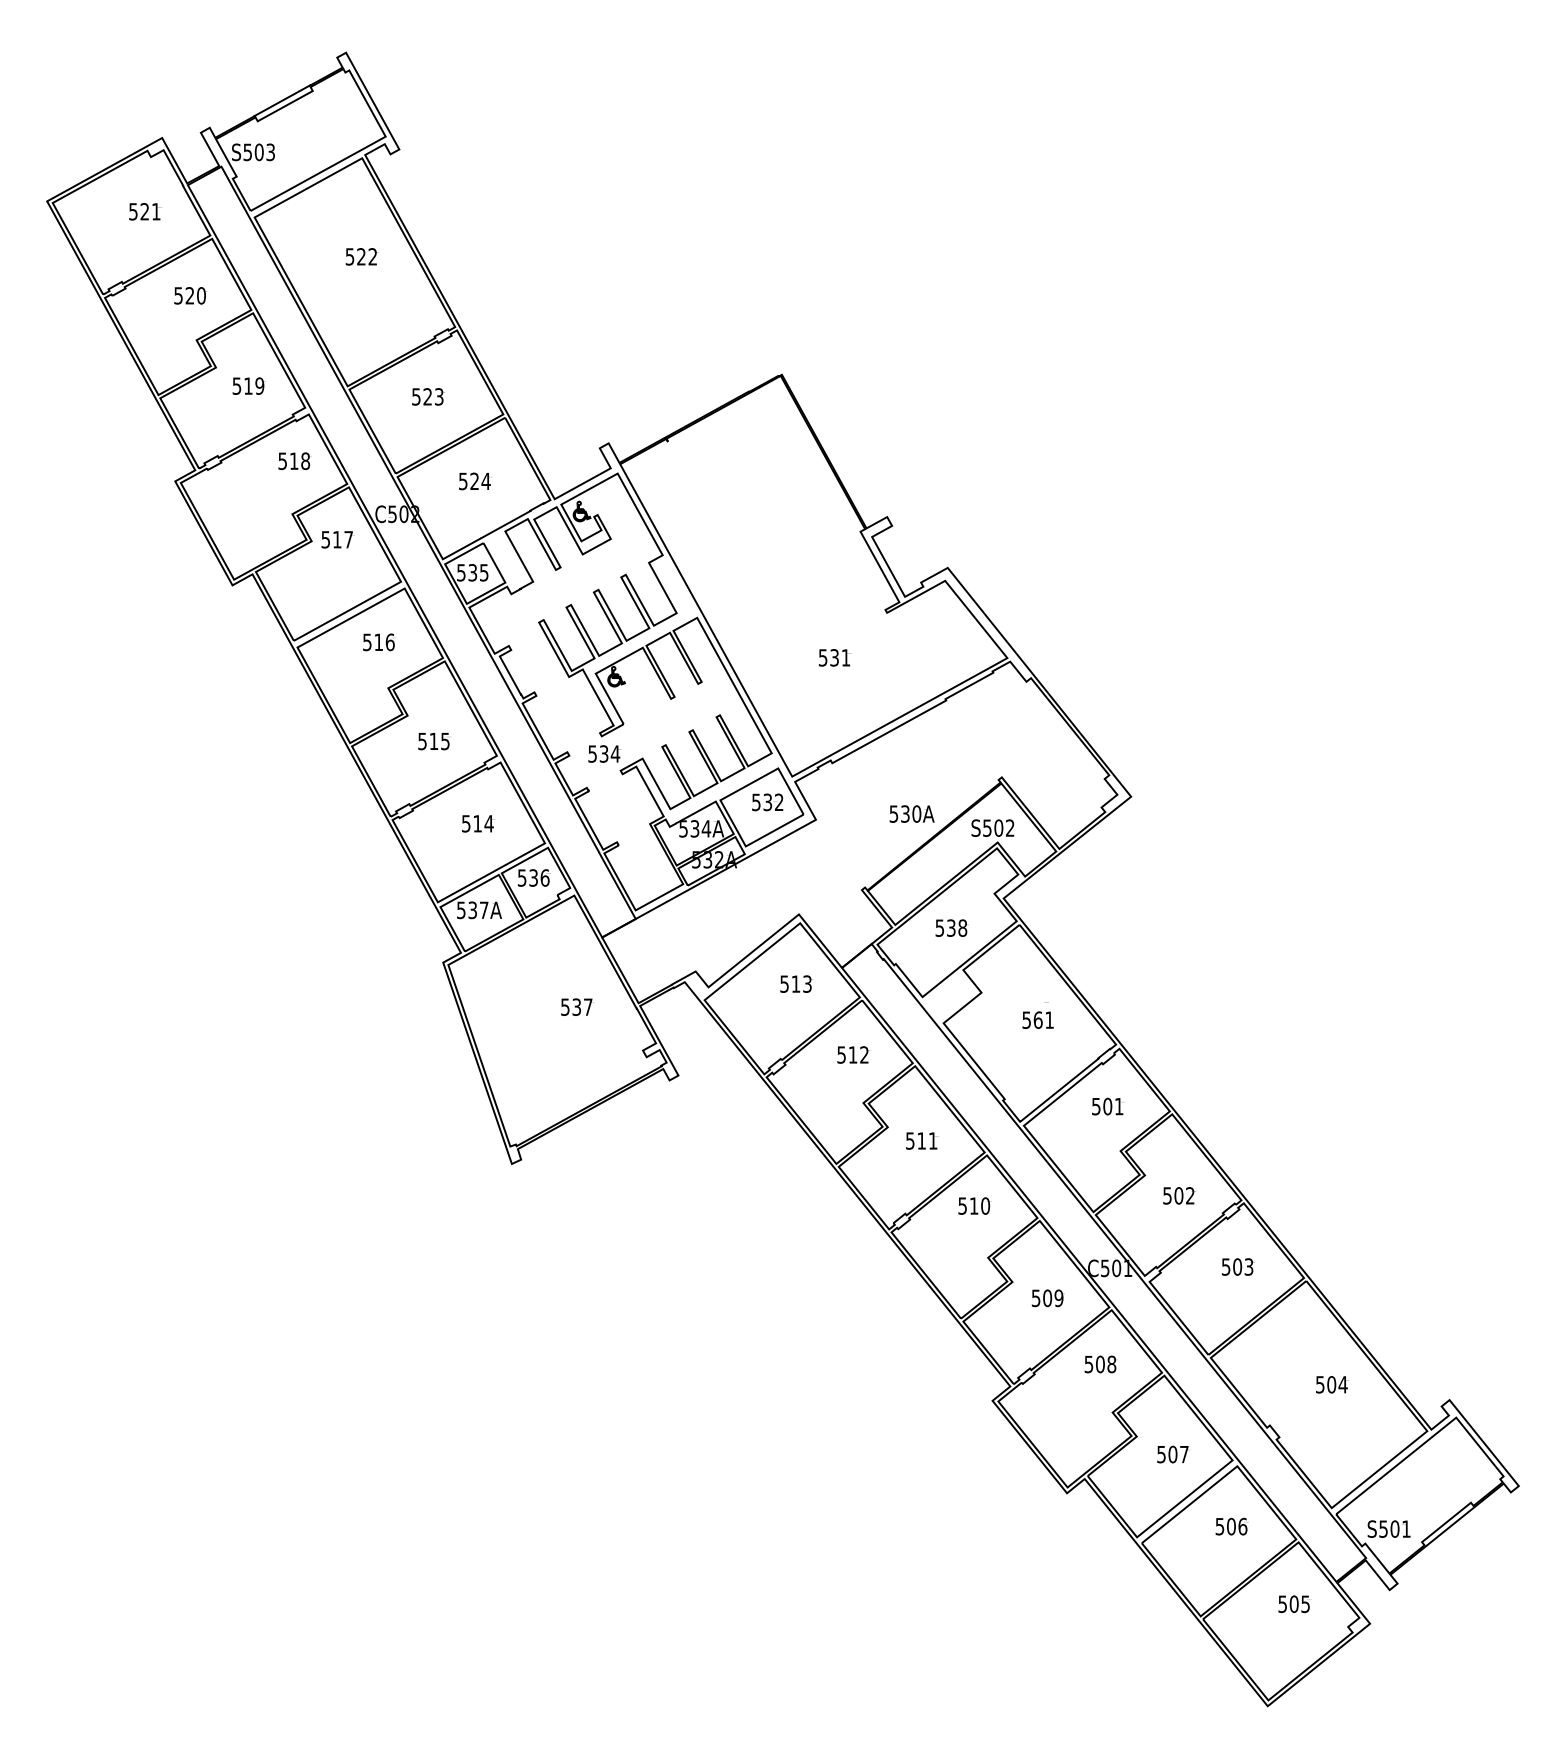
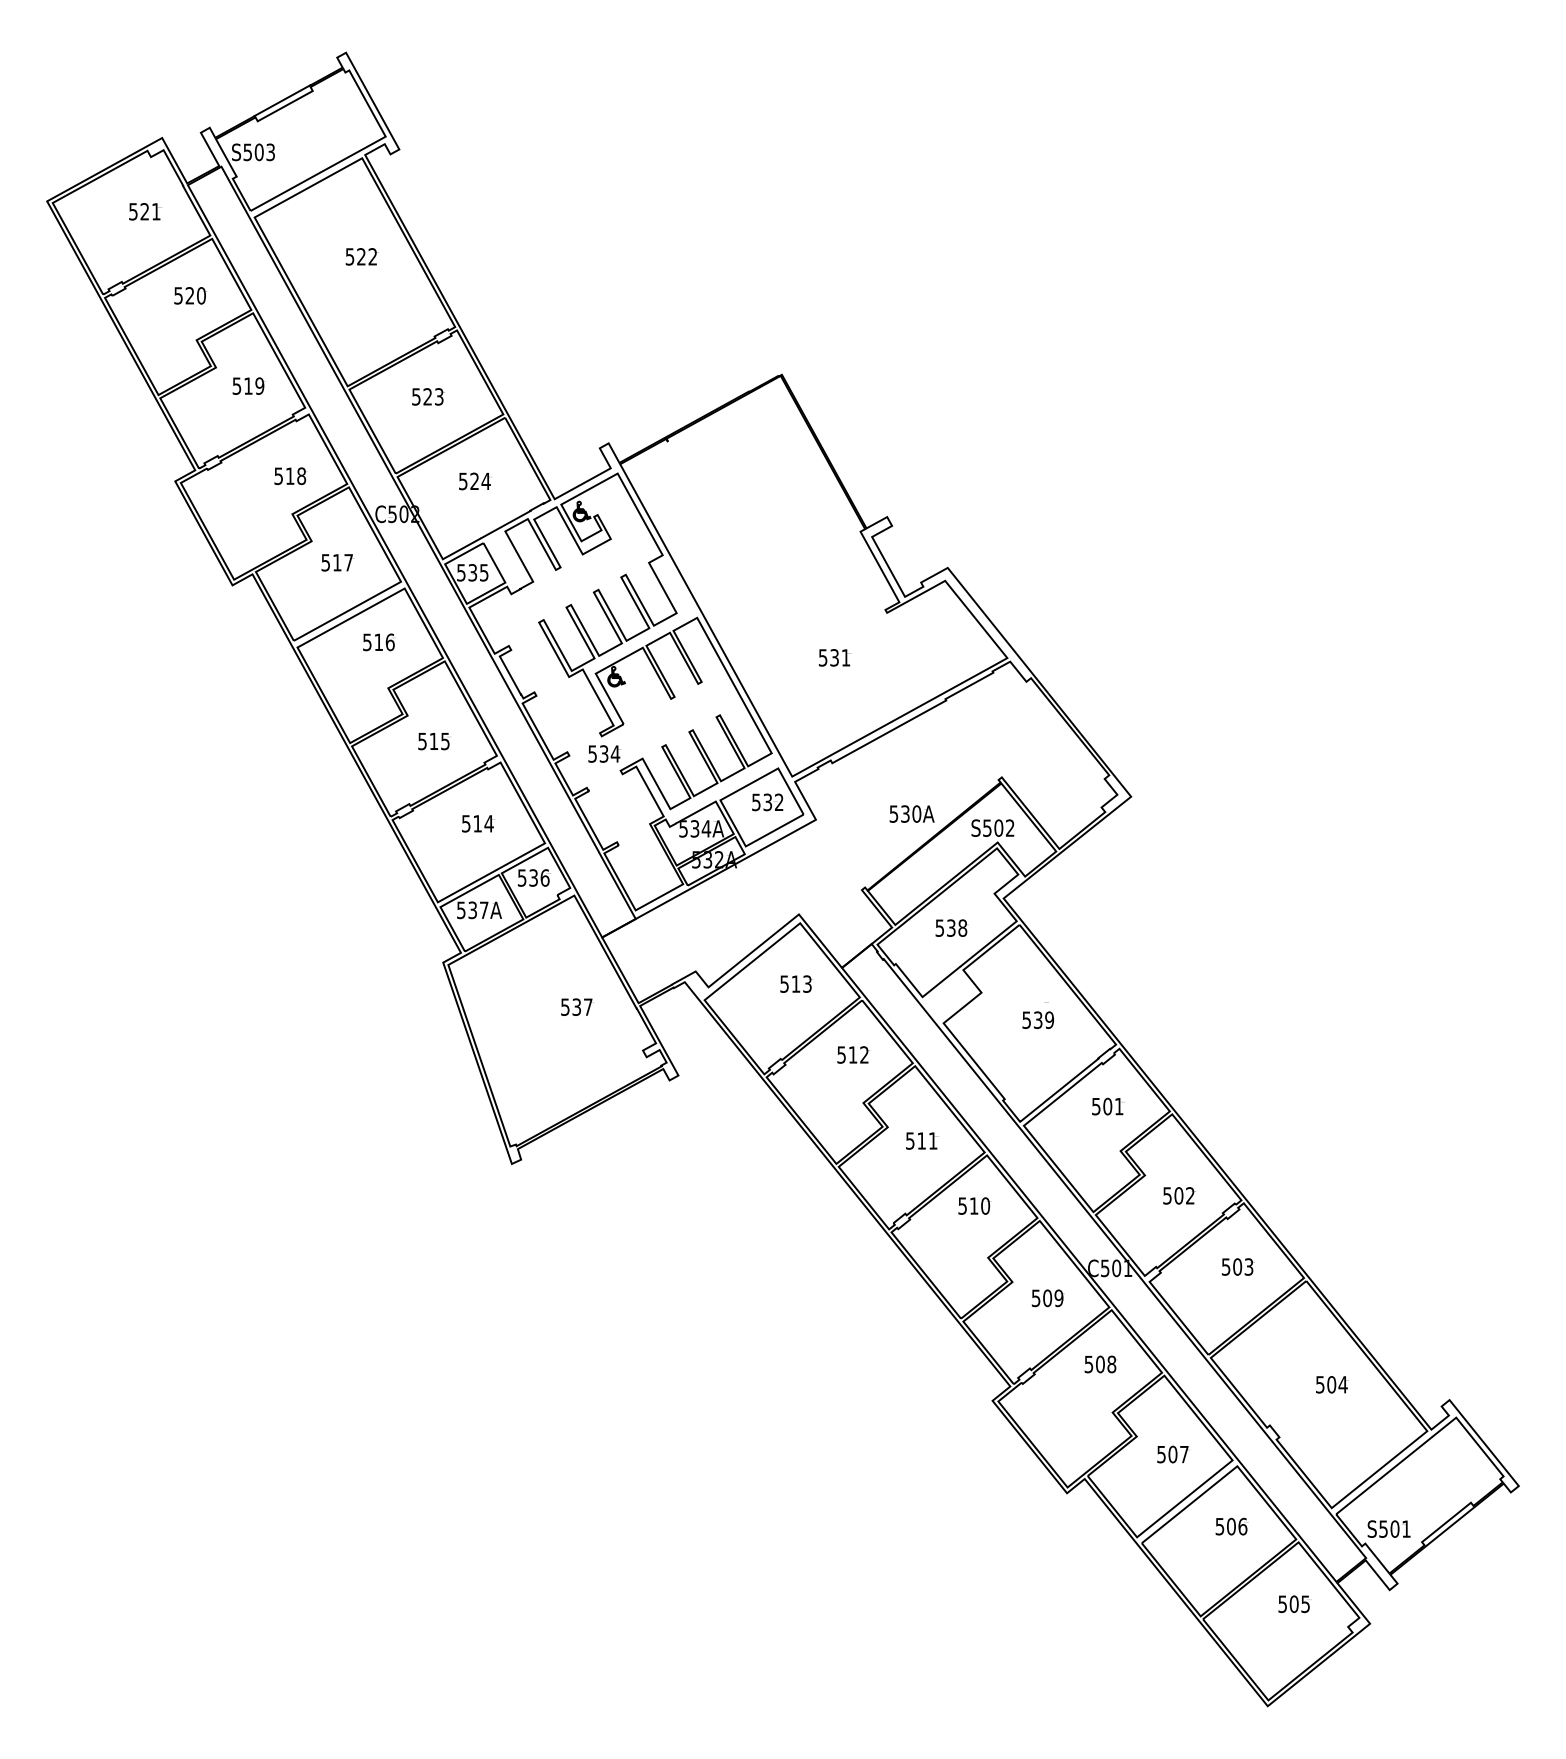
text position: (294, 461) -> (290, 476) (290, 476)
text position: (337, 539) -> (337, 562) (337, 562)
text: 561 -> 539 (1043, 1019)
